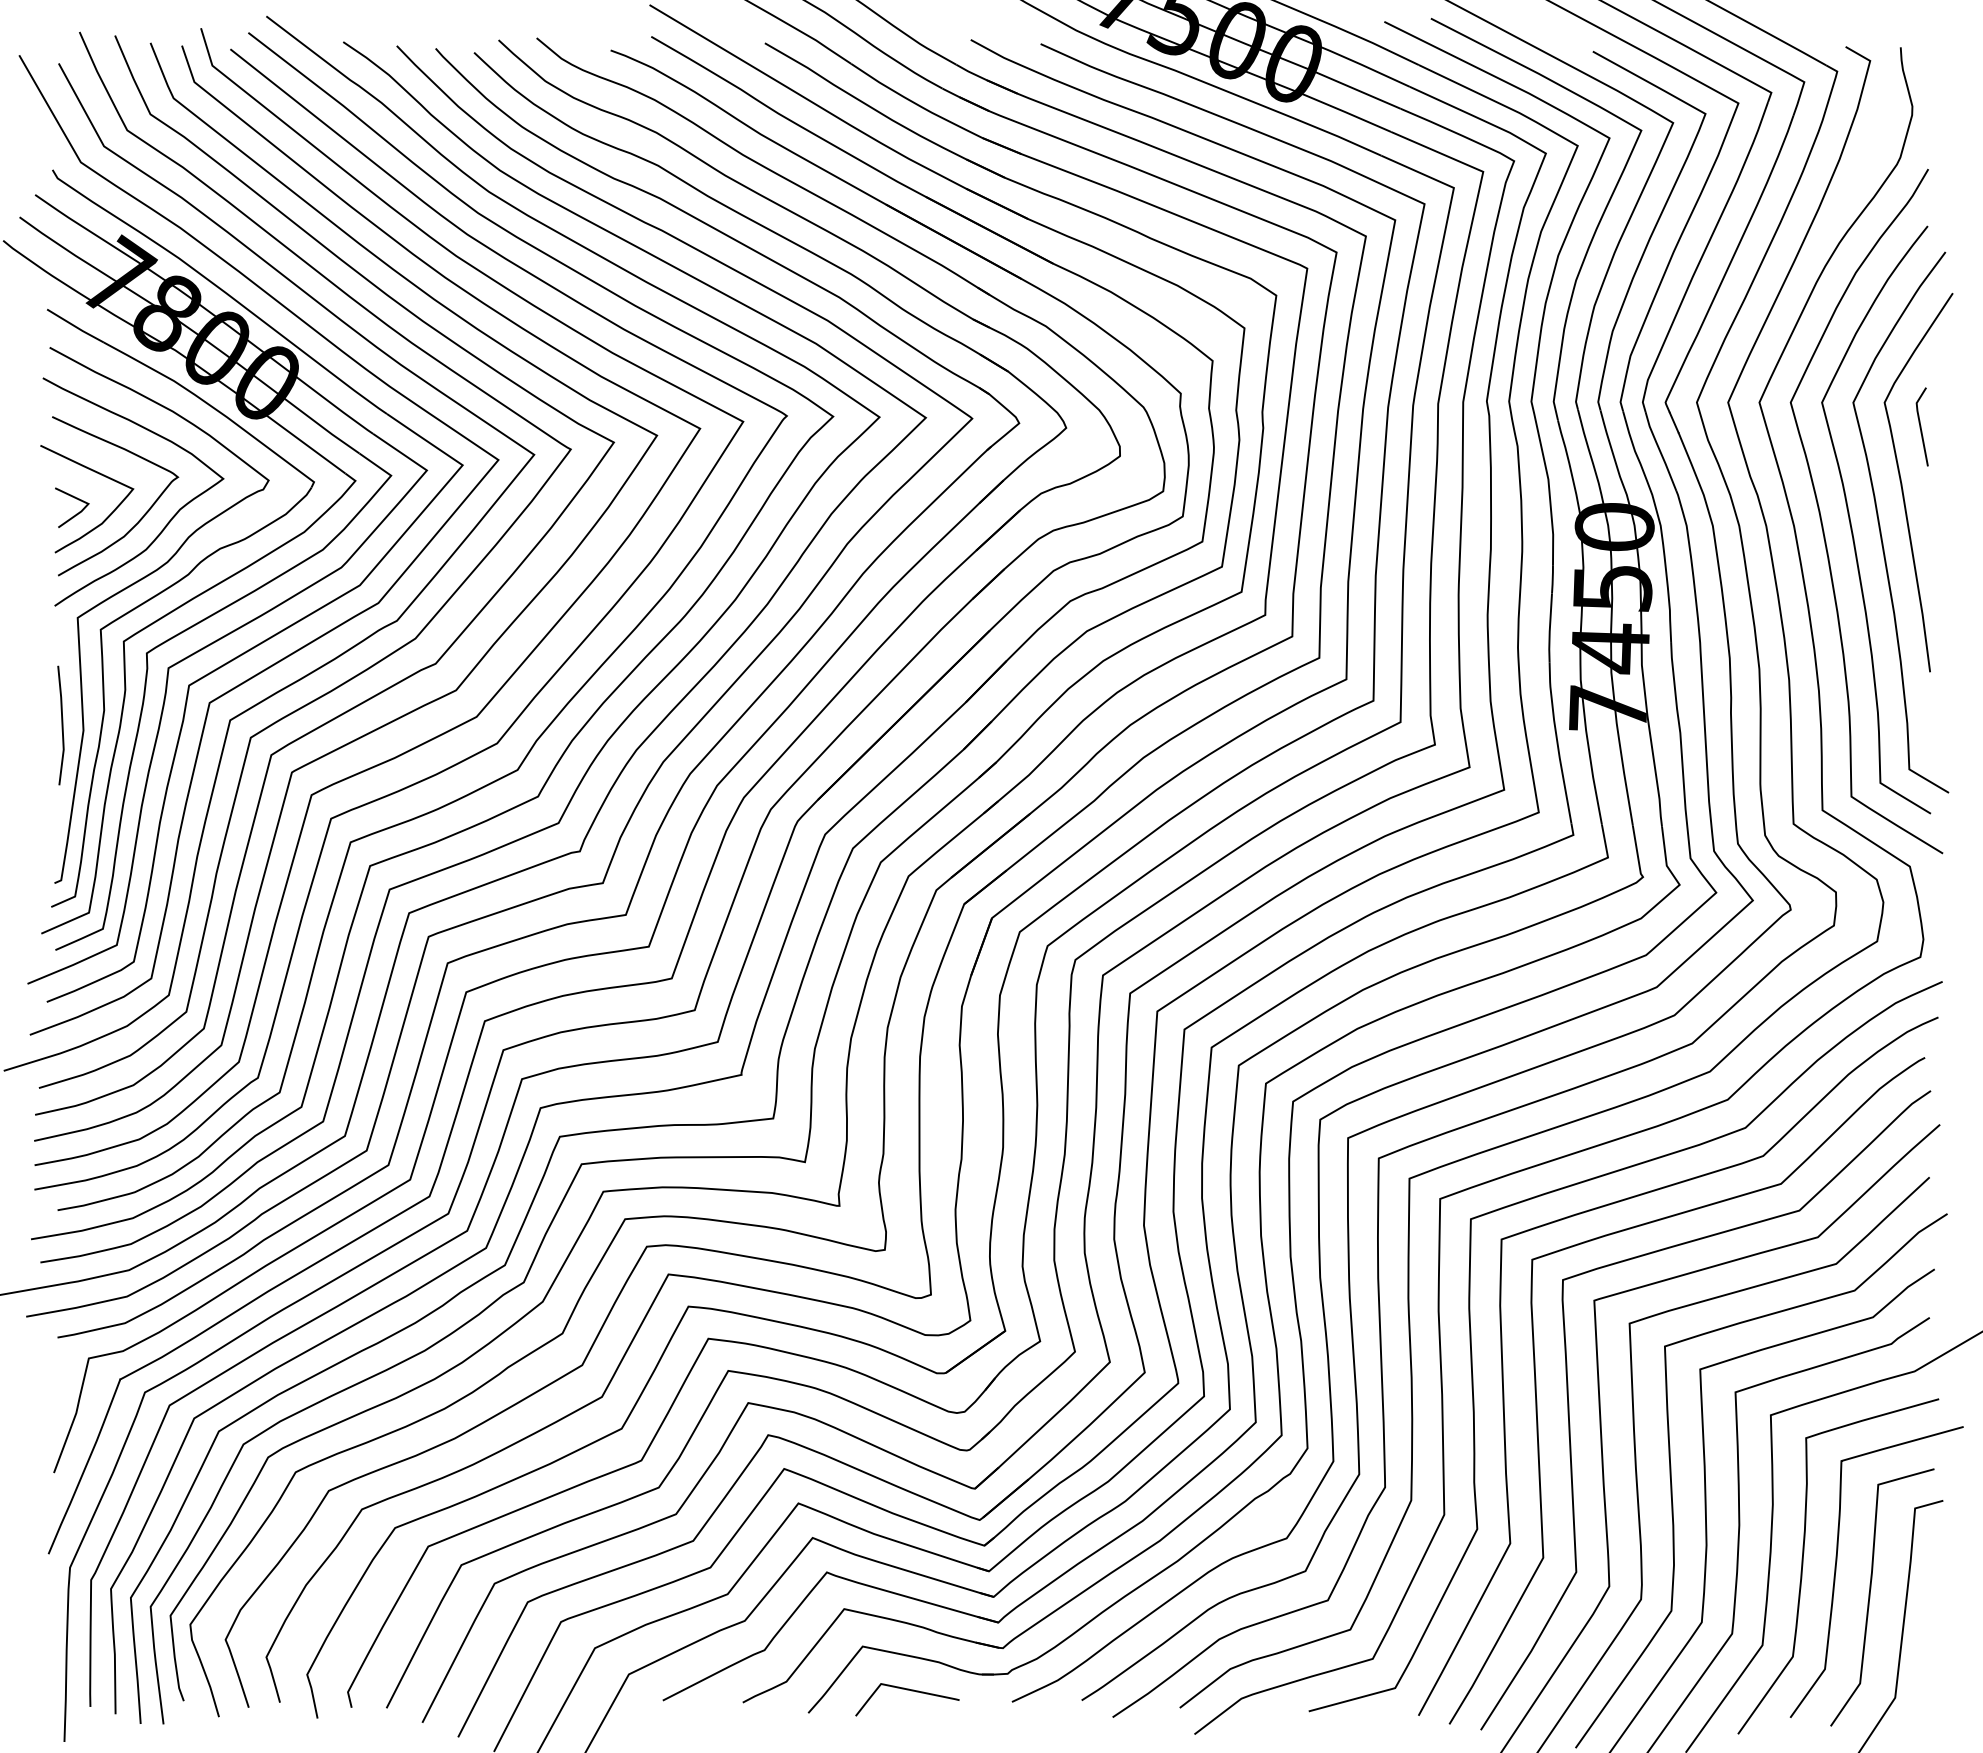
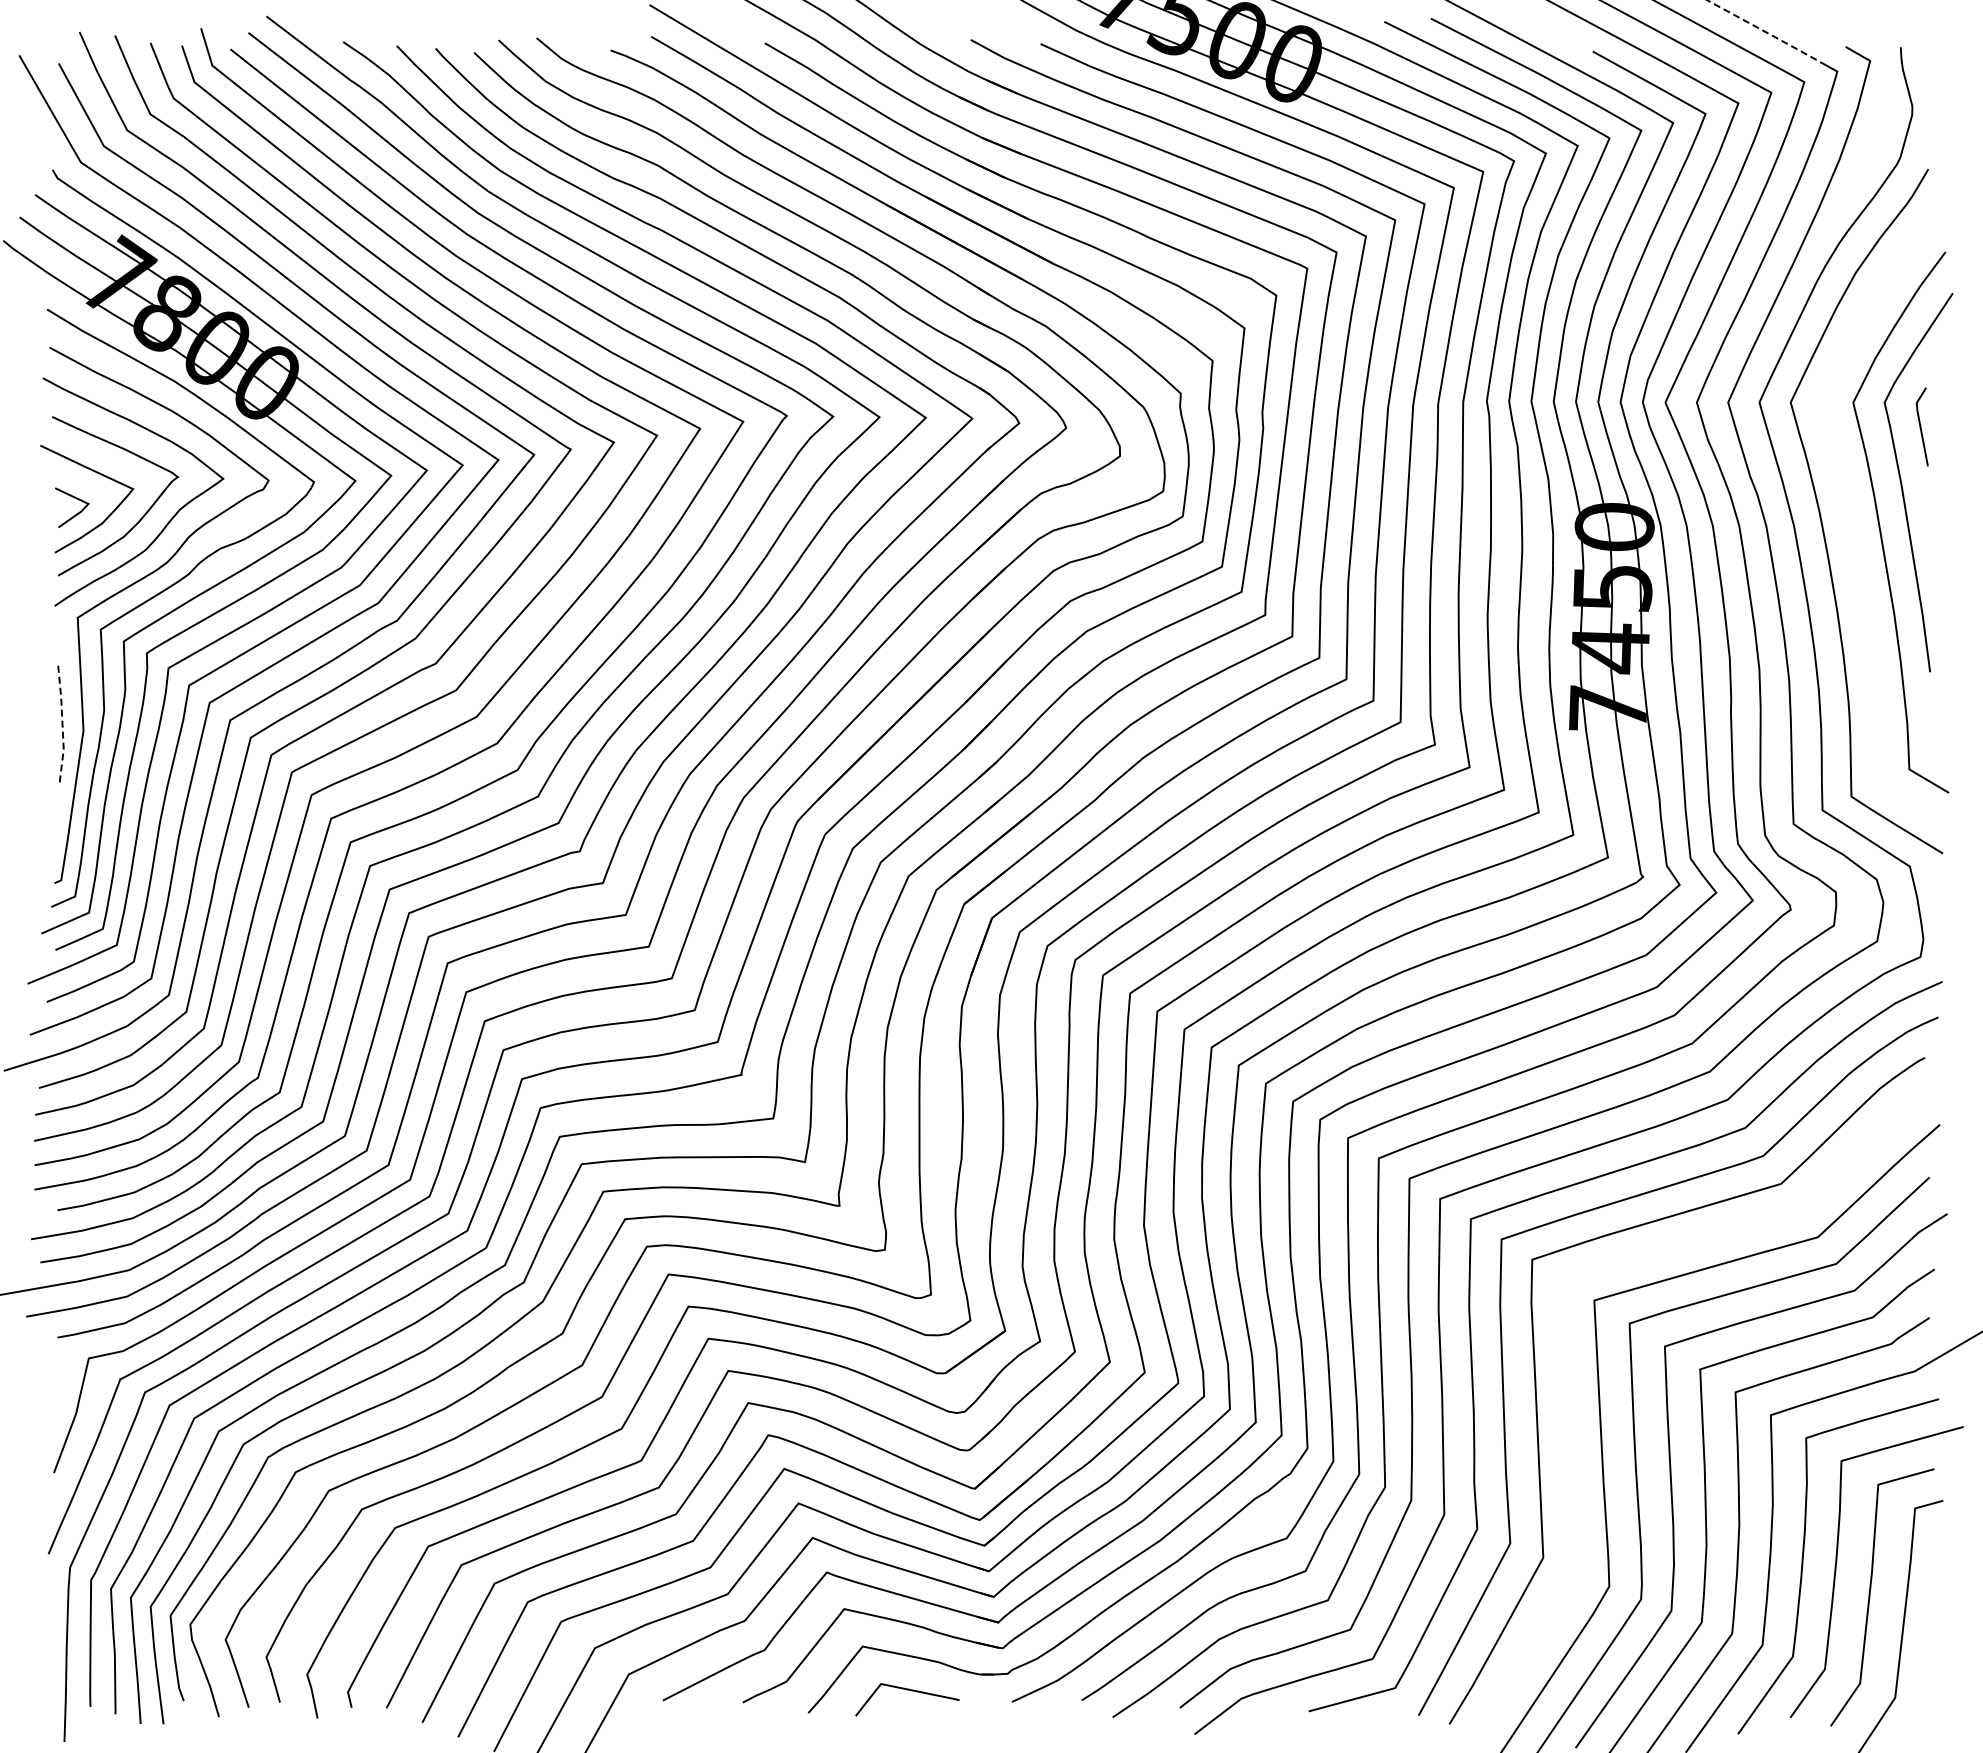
line: solid -> dashed (1768, 33)
curve: present -> none (1851, 522)
line: solid -> dashed (62, 725)
curve: present -> none (1570, 1423)
